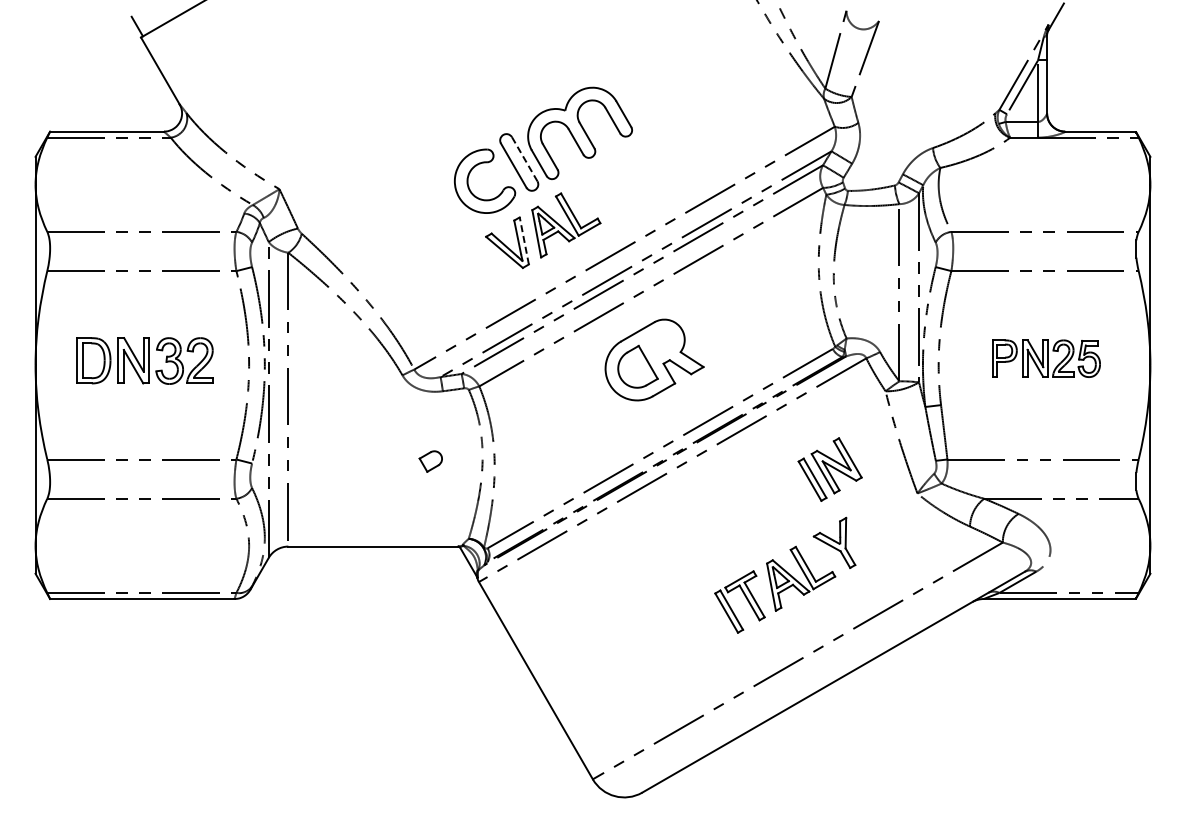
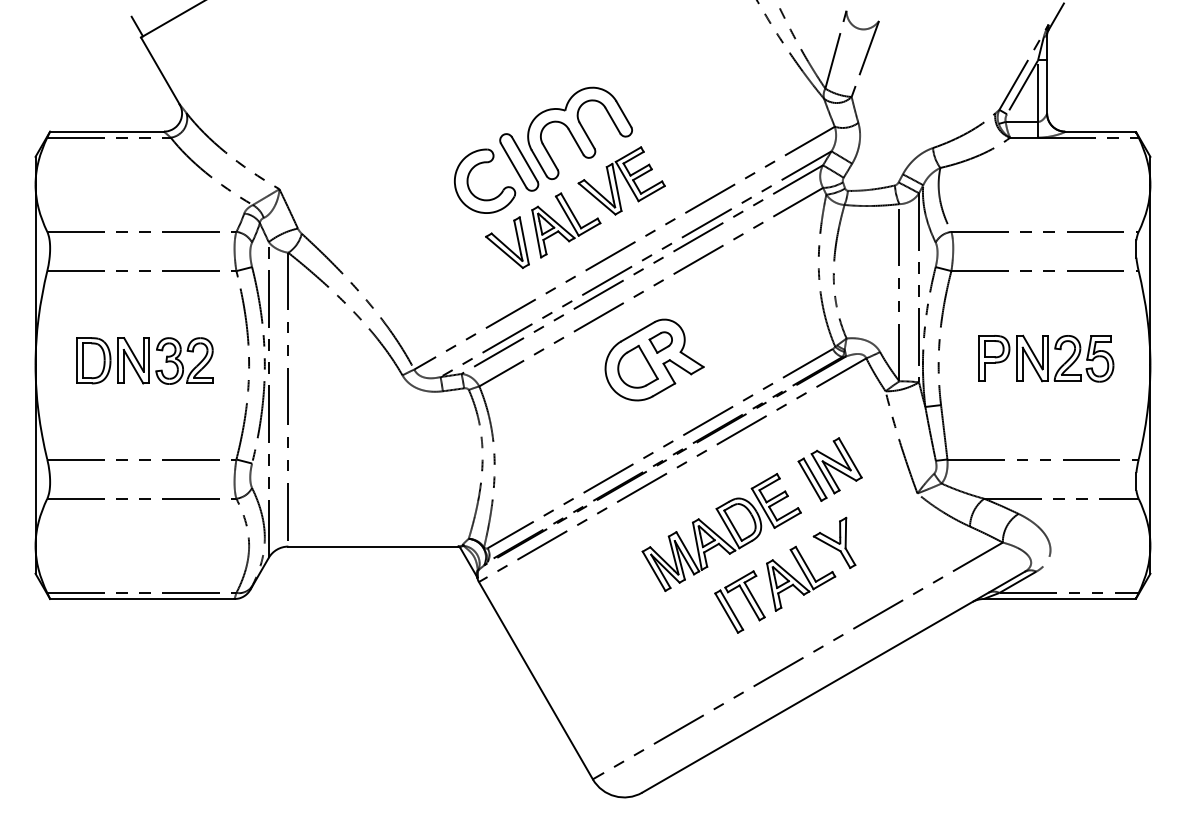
line: dashed -> solid (525, 159)
part: none -> present (621, 180)
line: dashed -> solid (524, 240)
part size: 109x39 px -> 137x49 px (1046, 358)
part position: (430, 461) -> (660, 342) (660, 342)
part: none -> present (721, 532)
